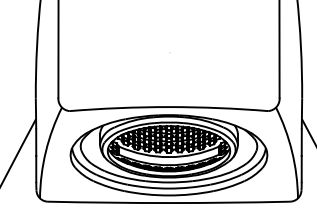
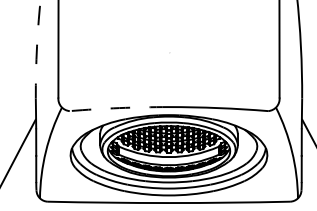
arc: solid -> dashed (36, 48)
arc: solid -> dashed (119, 108)
